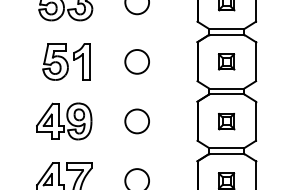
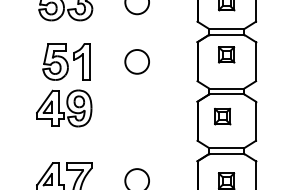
part position: (226, 61) -> (226, 54) (226, 54)
part position: (64, 121) -> (64, 108) (64, 108)
circle: present -> none (136, 121)
part position: (226, 121) -> (222, 116) (222, 116)
